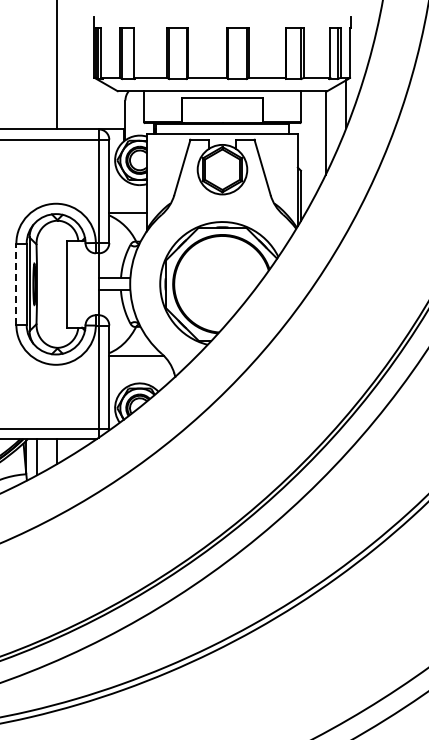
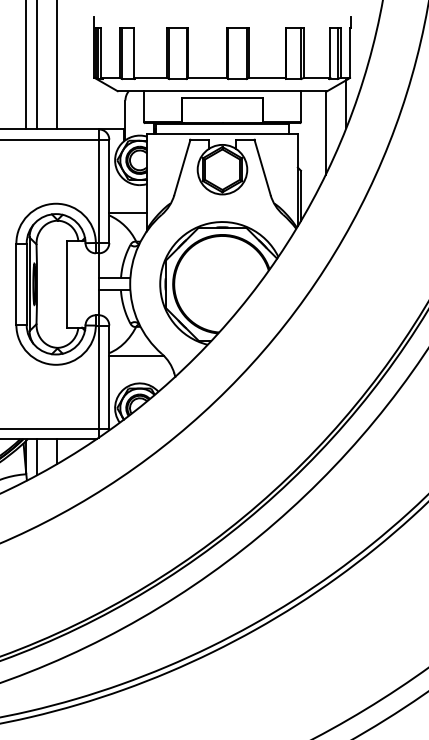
line: none -> present (26, 65)
line: none -> present (36, 65)
line: dashed -> solid (16, 284)
